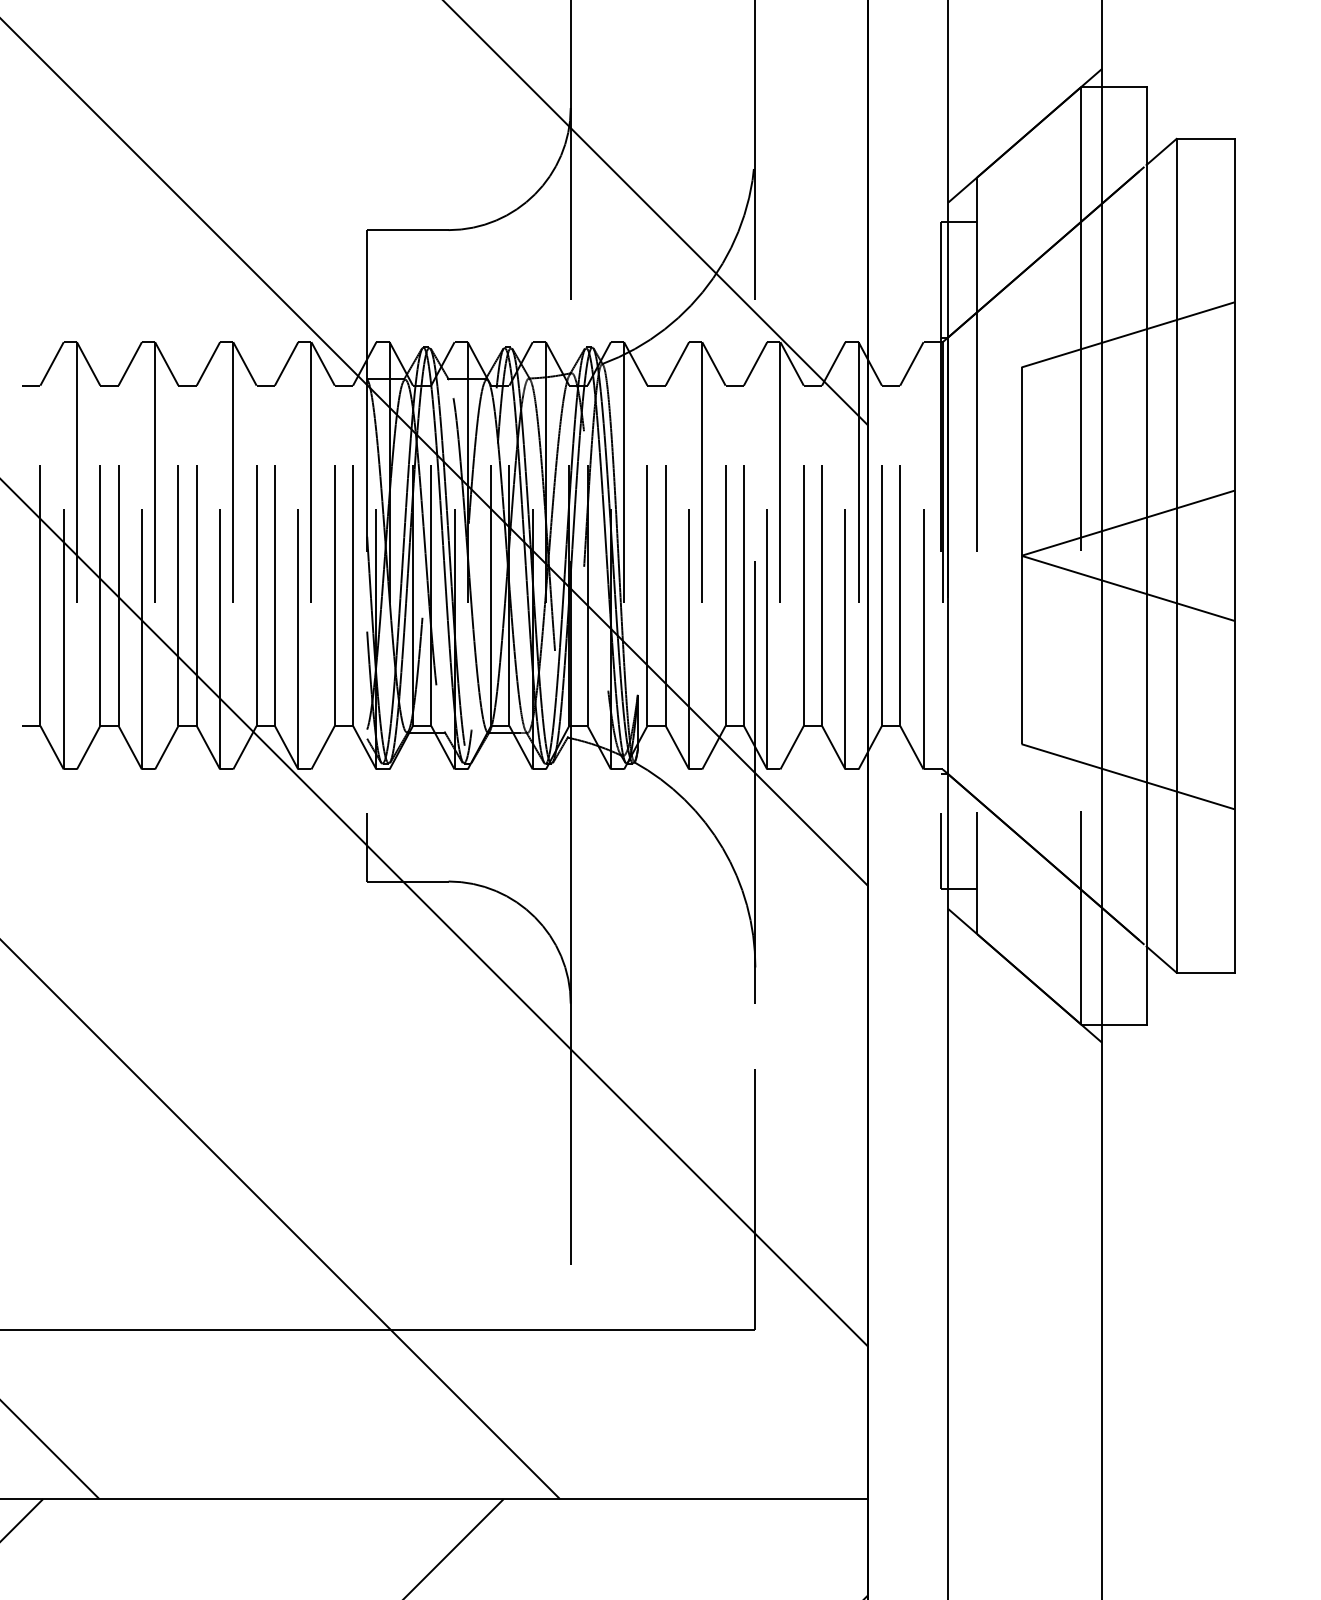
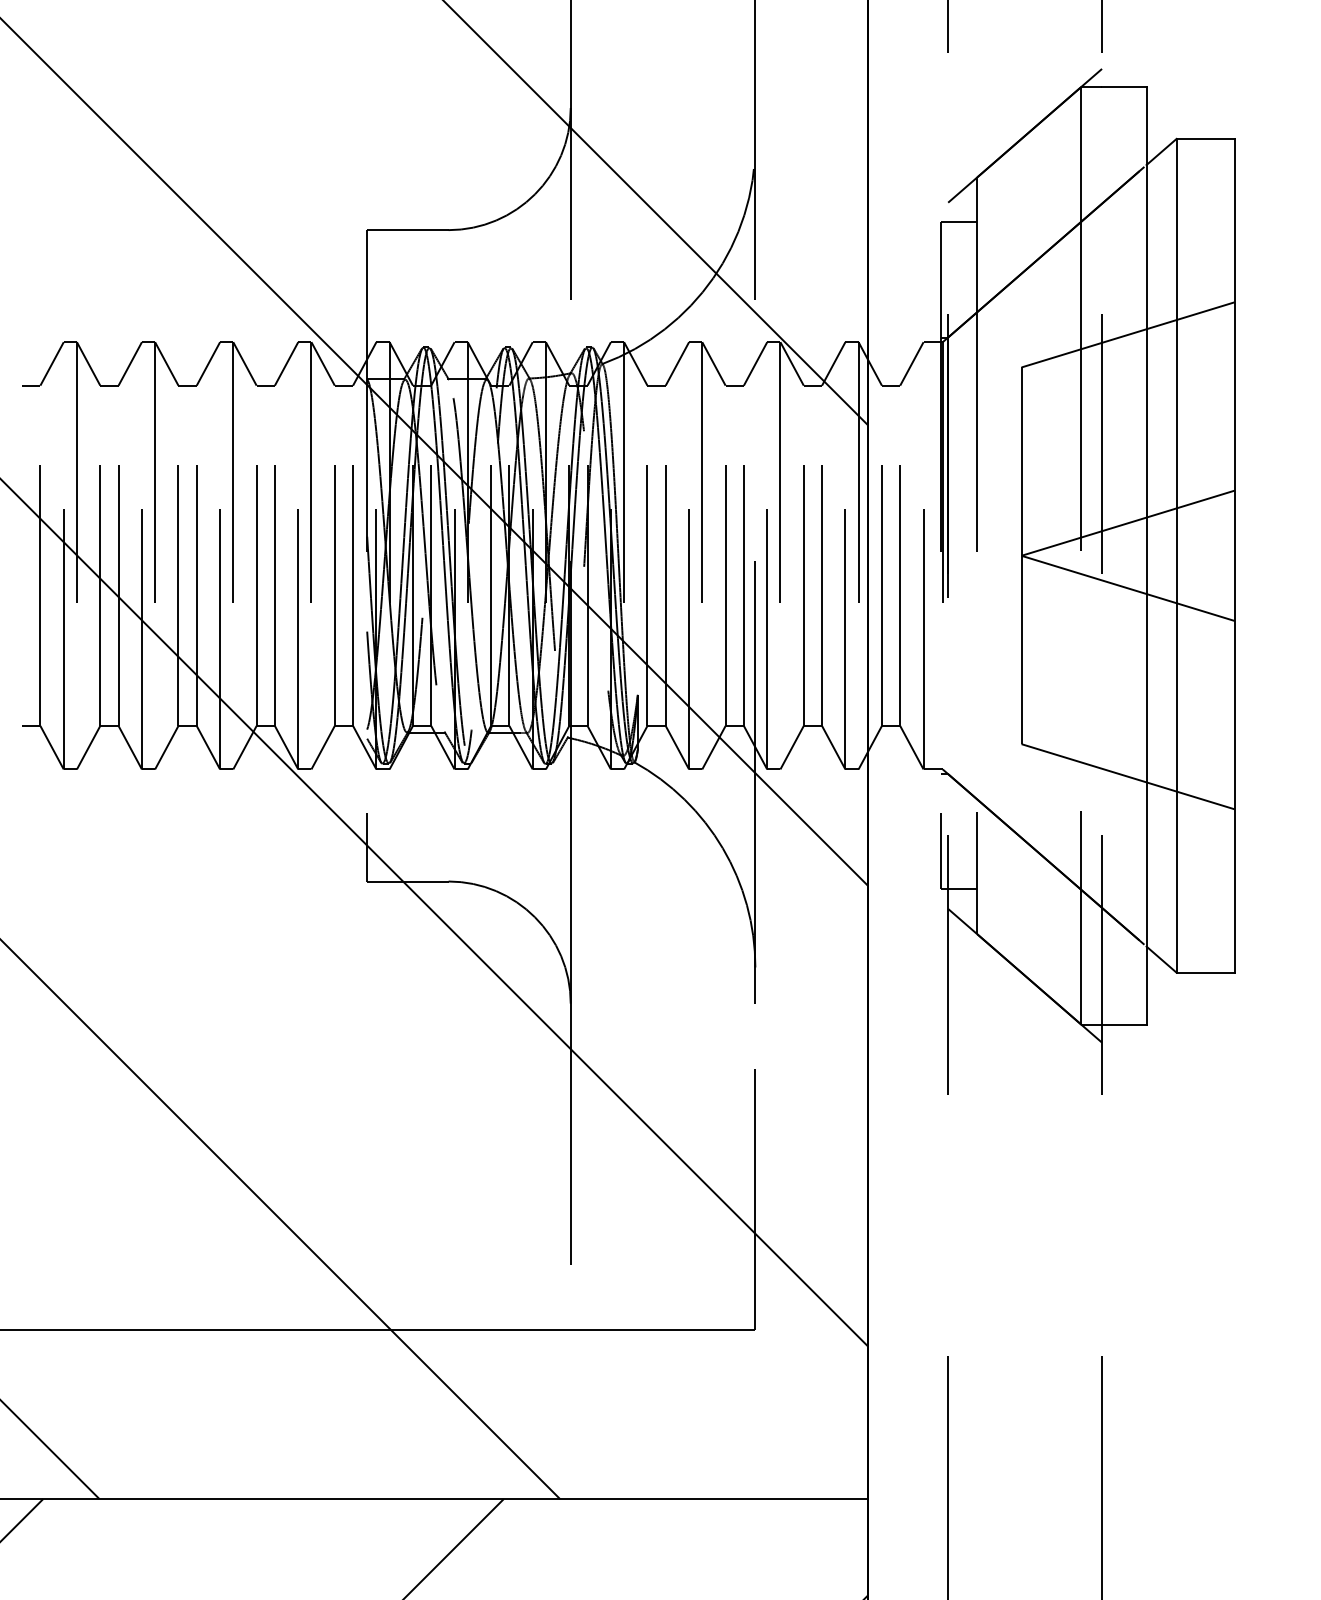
line: solid -> dashed (948, 799)
line: solid -> dashed (1102, 799)
